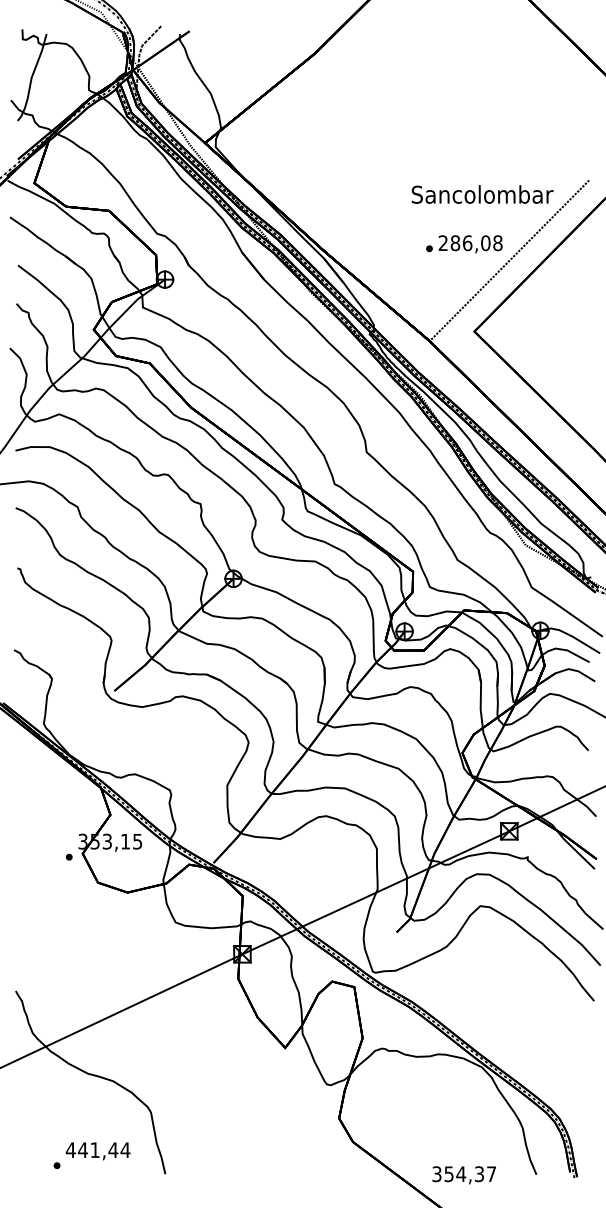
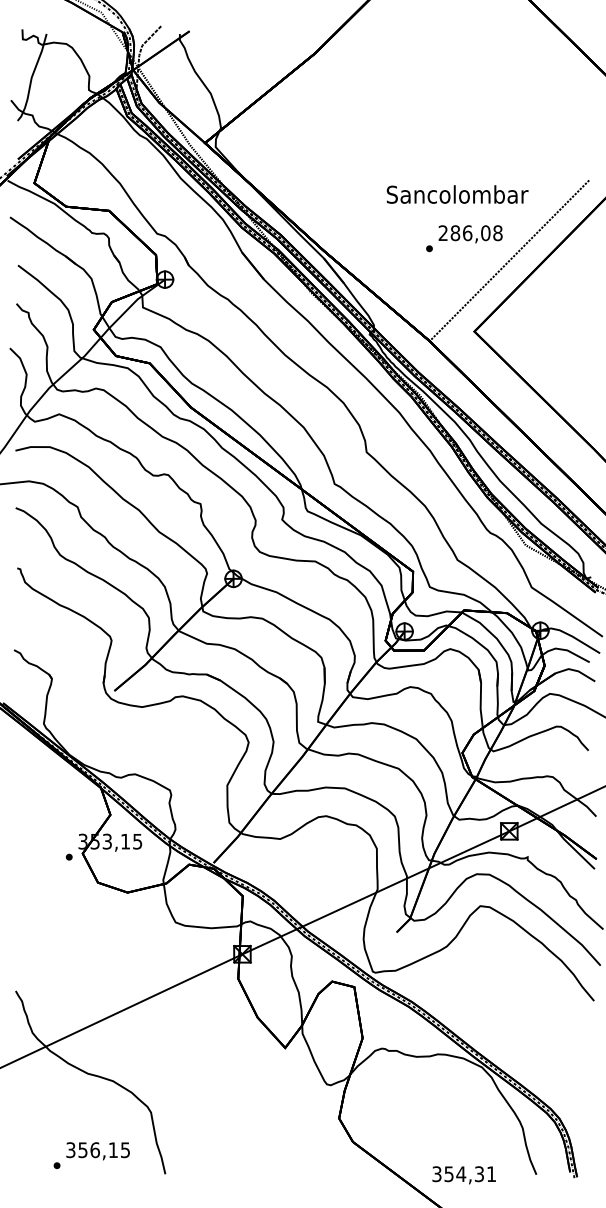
text position: (482, 194) -> (457, 194) (457, 194)
text position: (470, 244) -> (470, 234) (470, 234)
text: 441,44 -> 356,15 (97, 1150)
text: 354,37 -> 354,31 (491, 1173)
